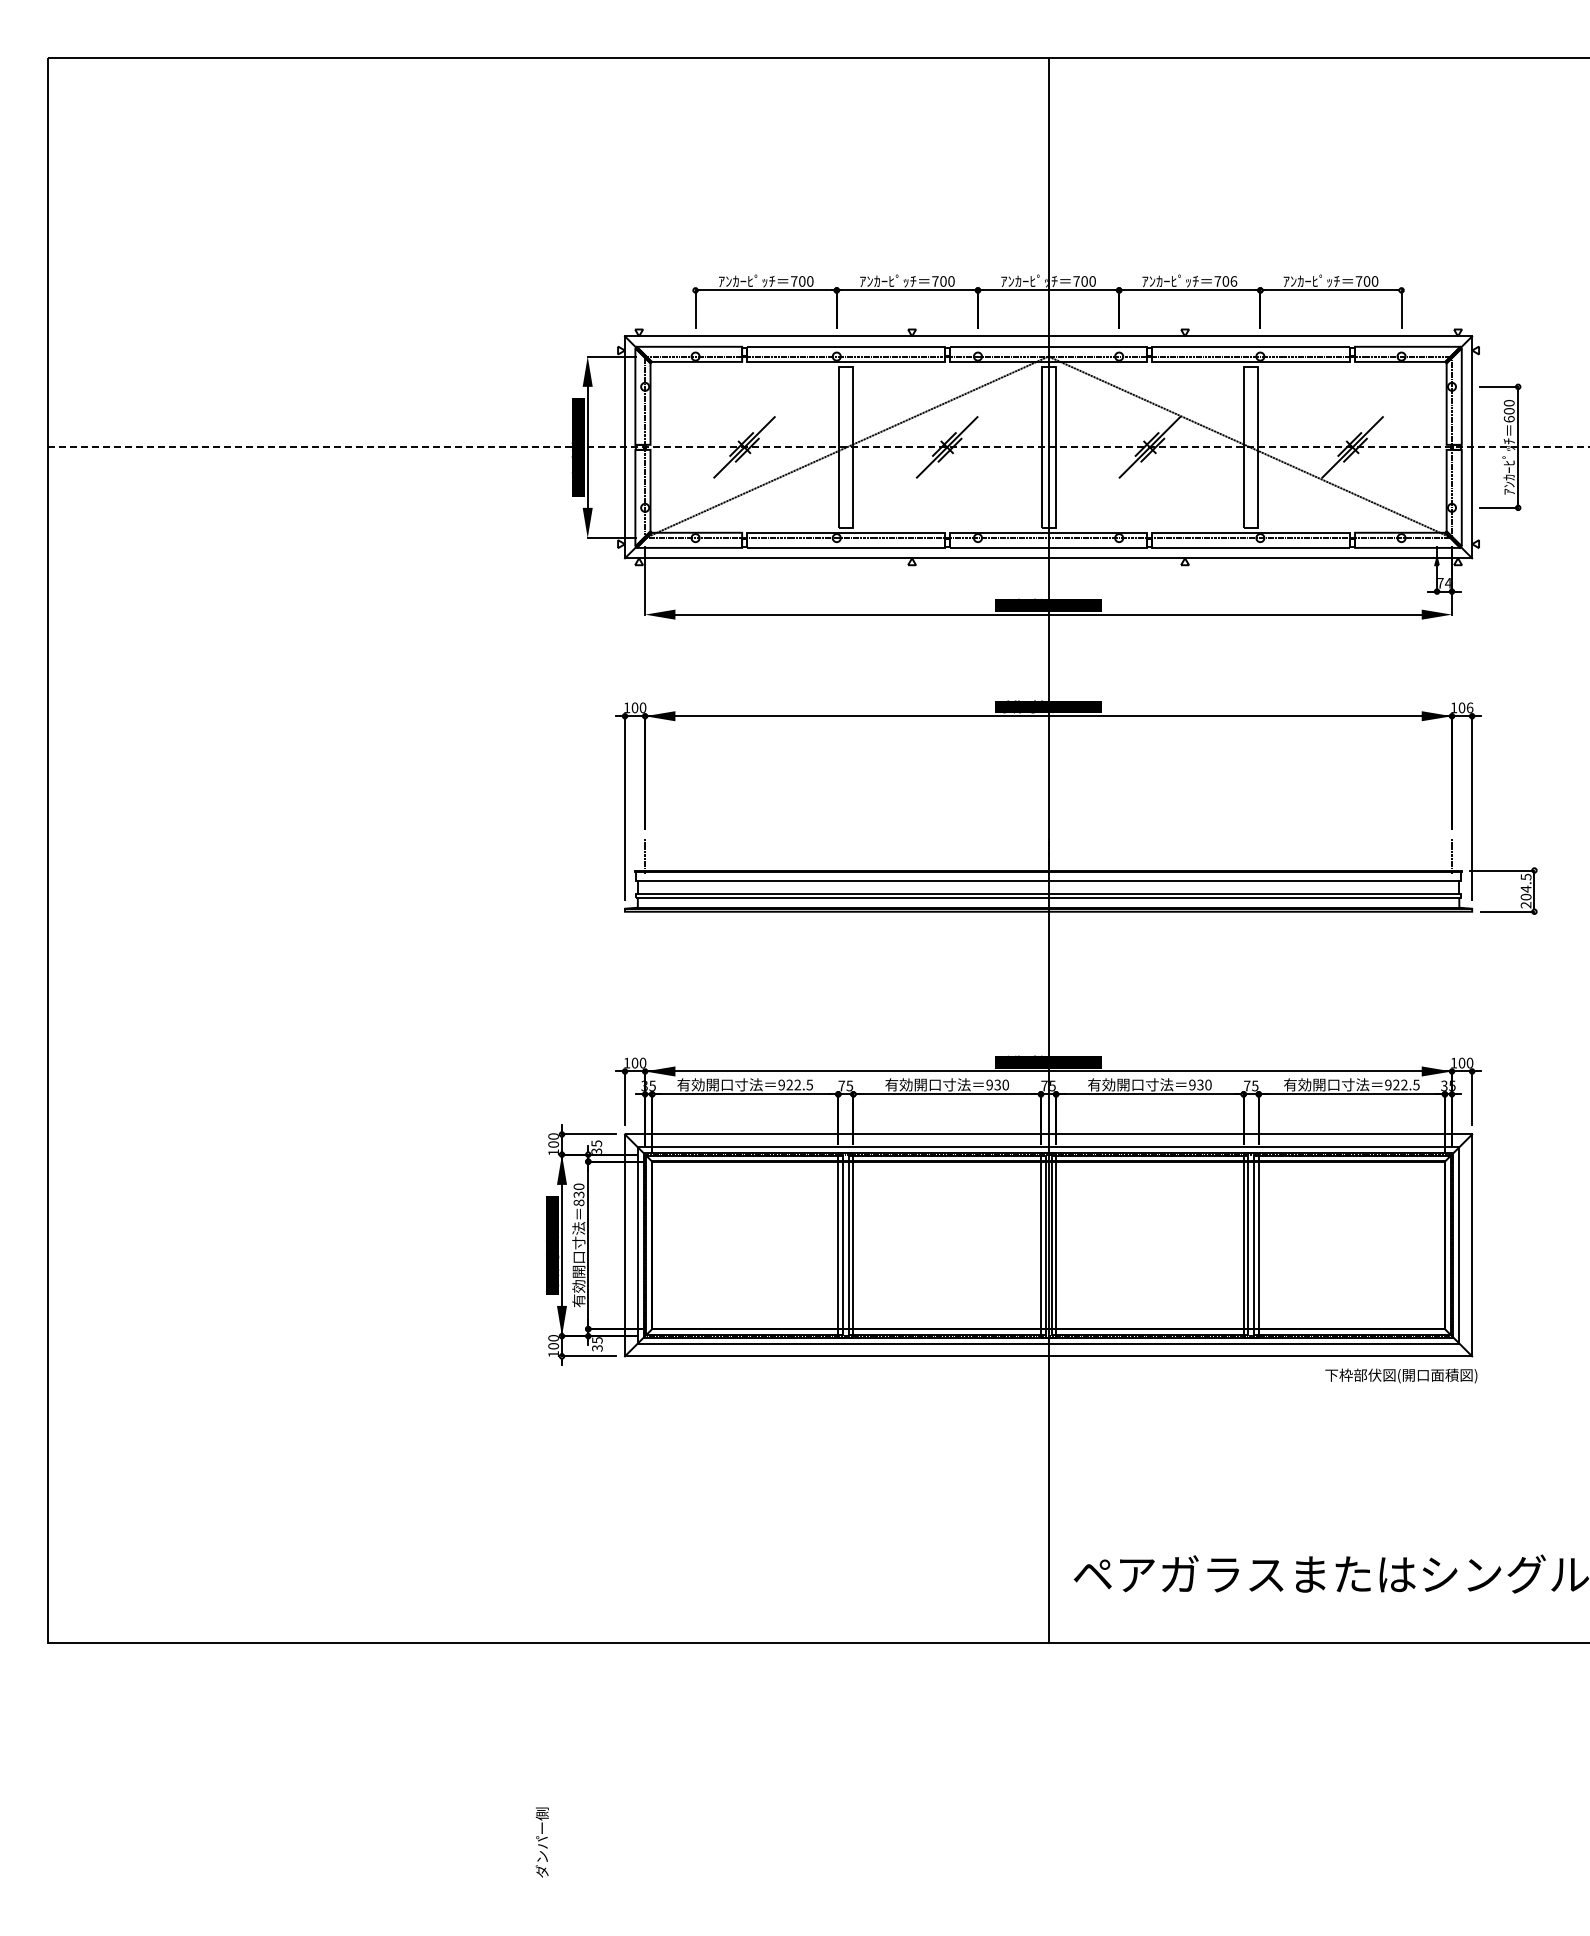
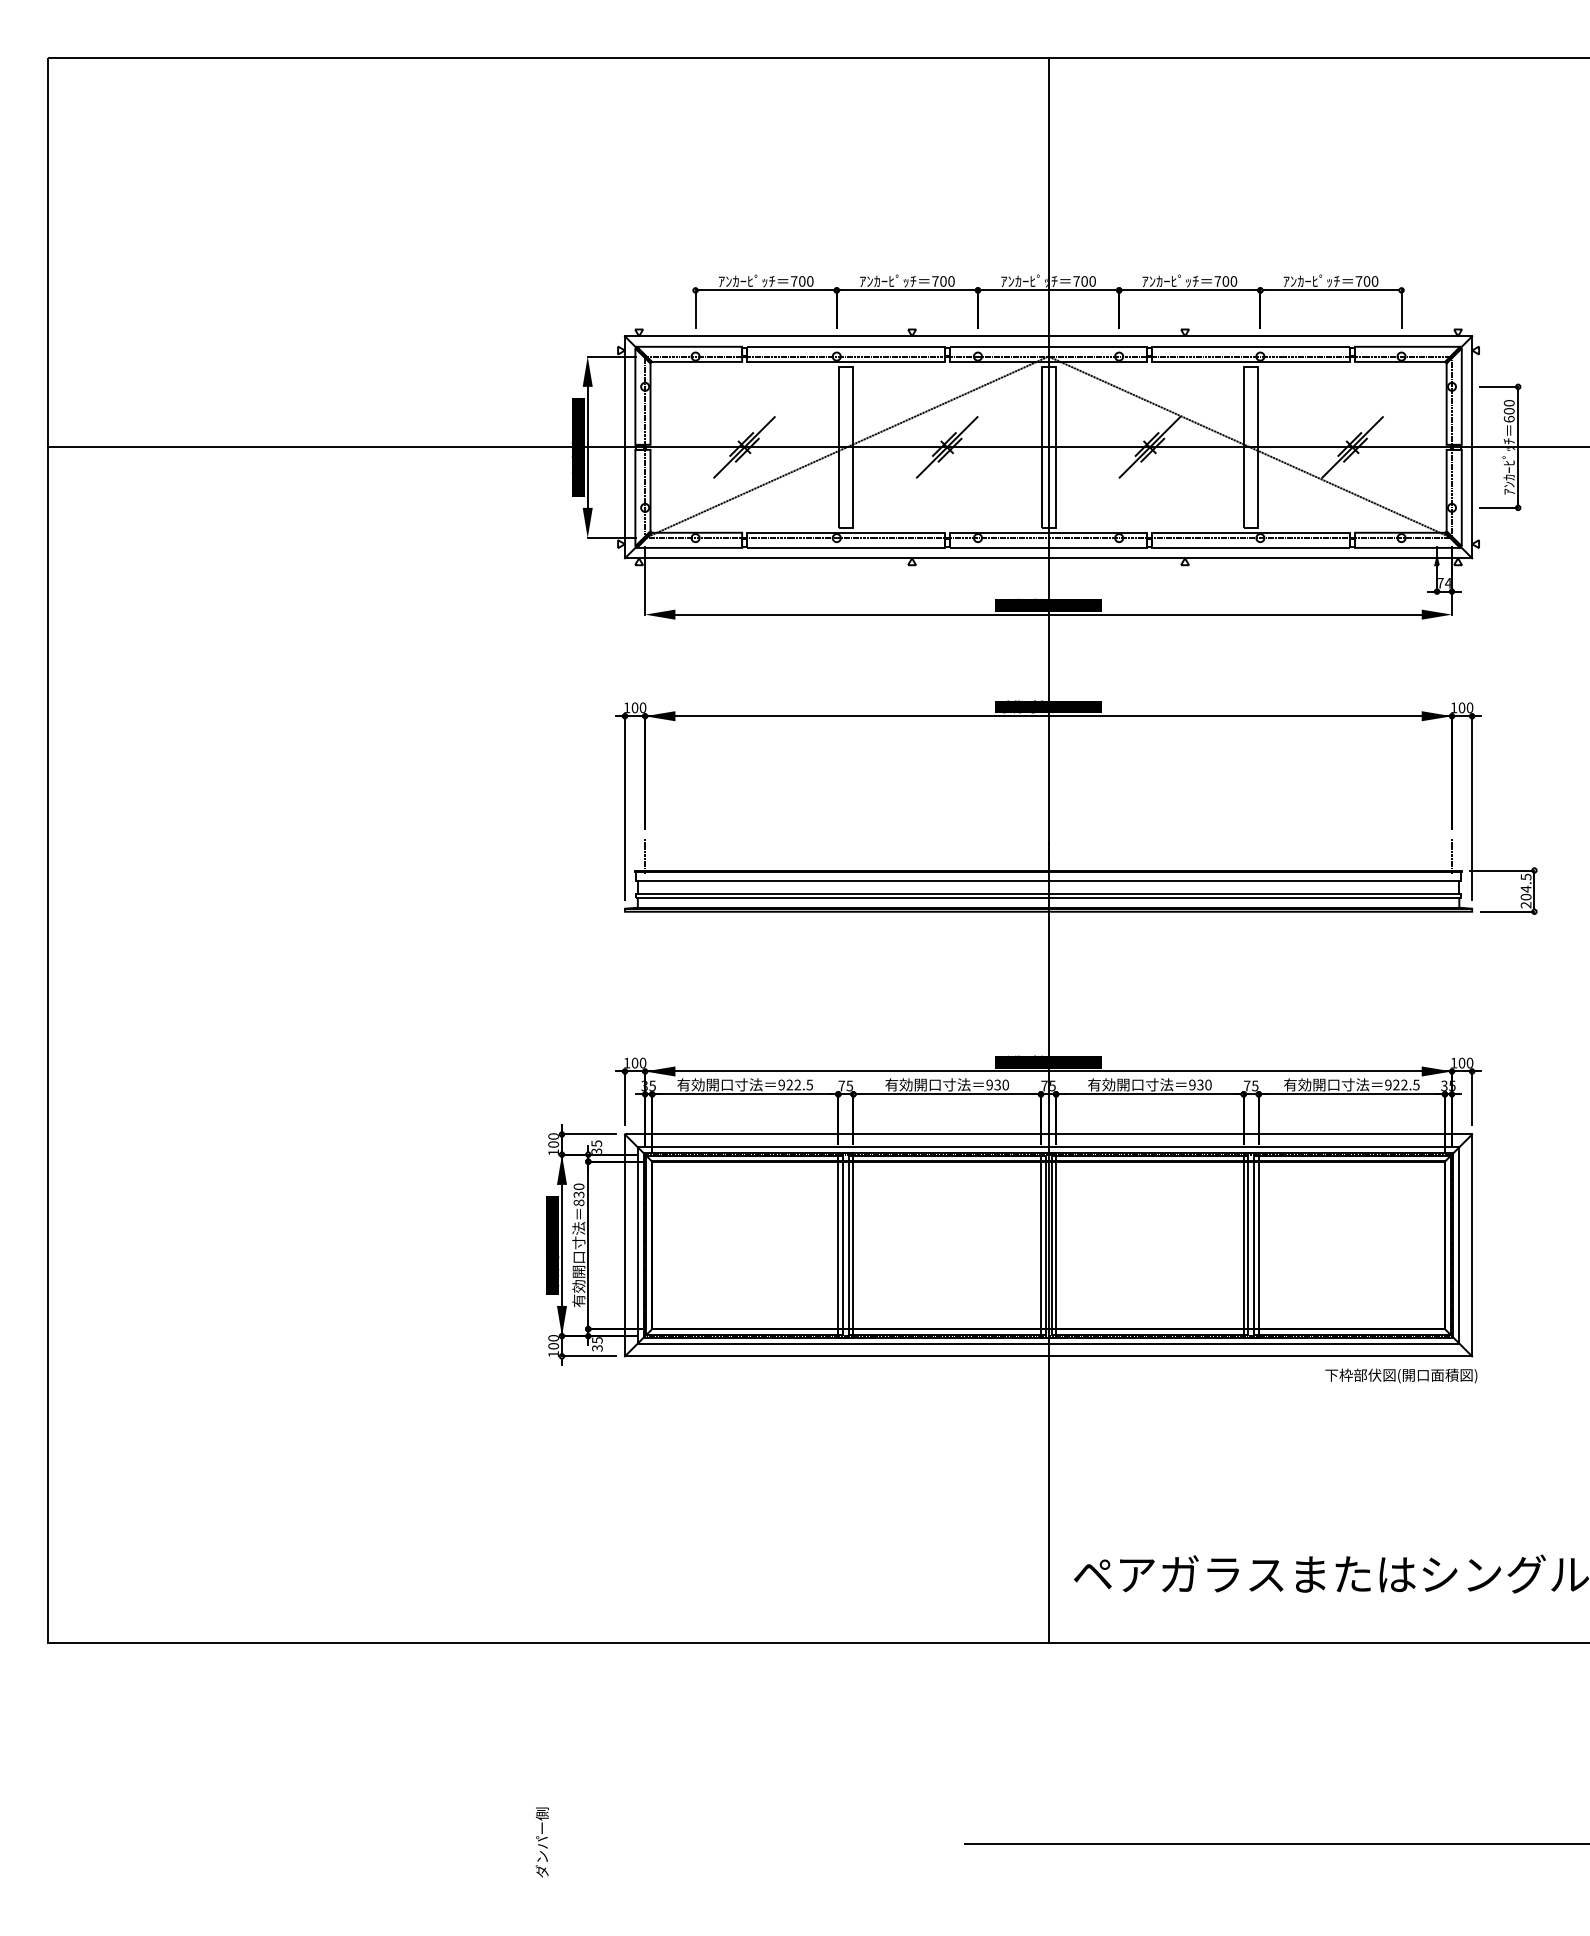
text: 706 -> 700 (1233, 281)
line: dashed -> solid (818, 447)
text: 106 -> 100 (1469, 707)
line: none -> present (1275, 1843)
